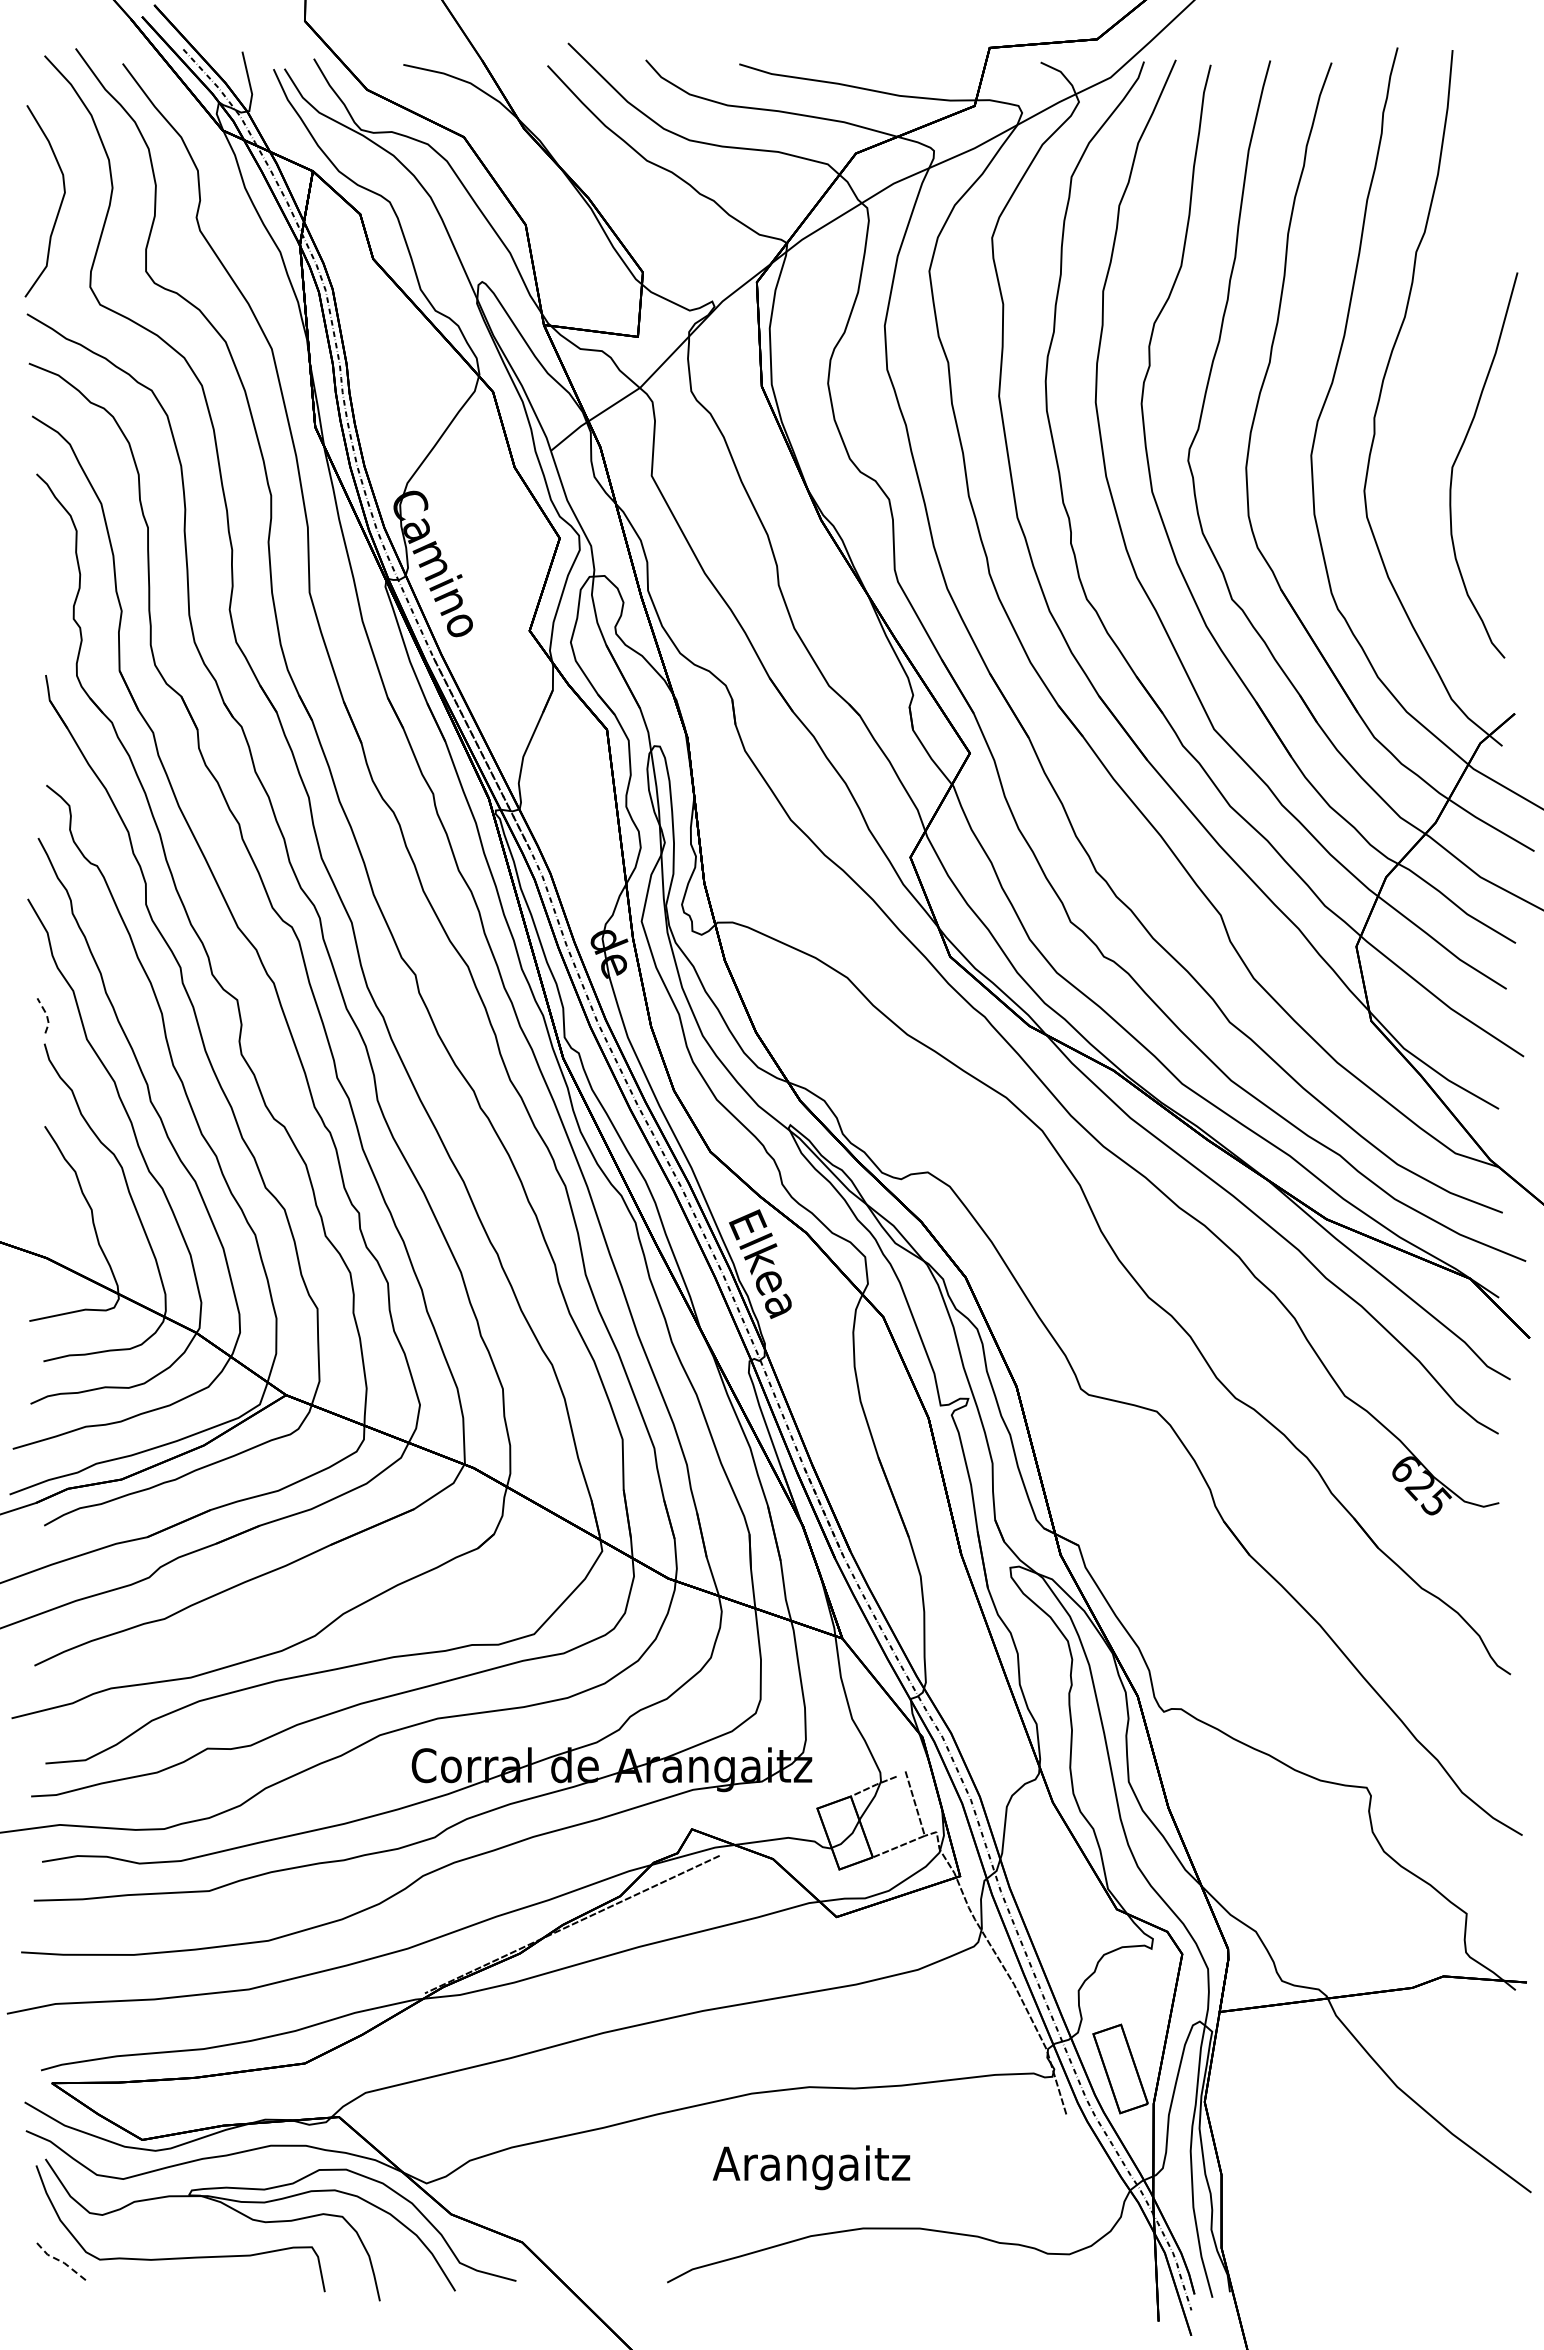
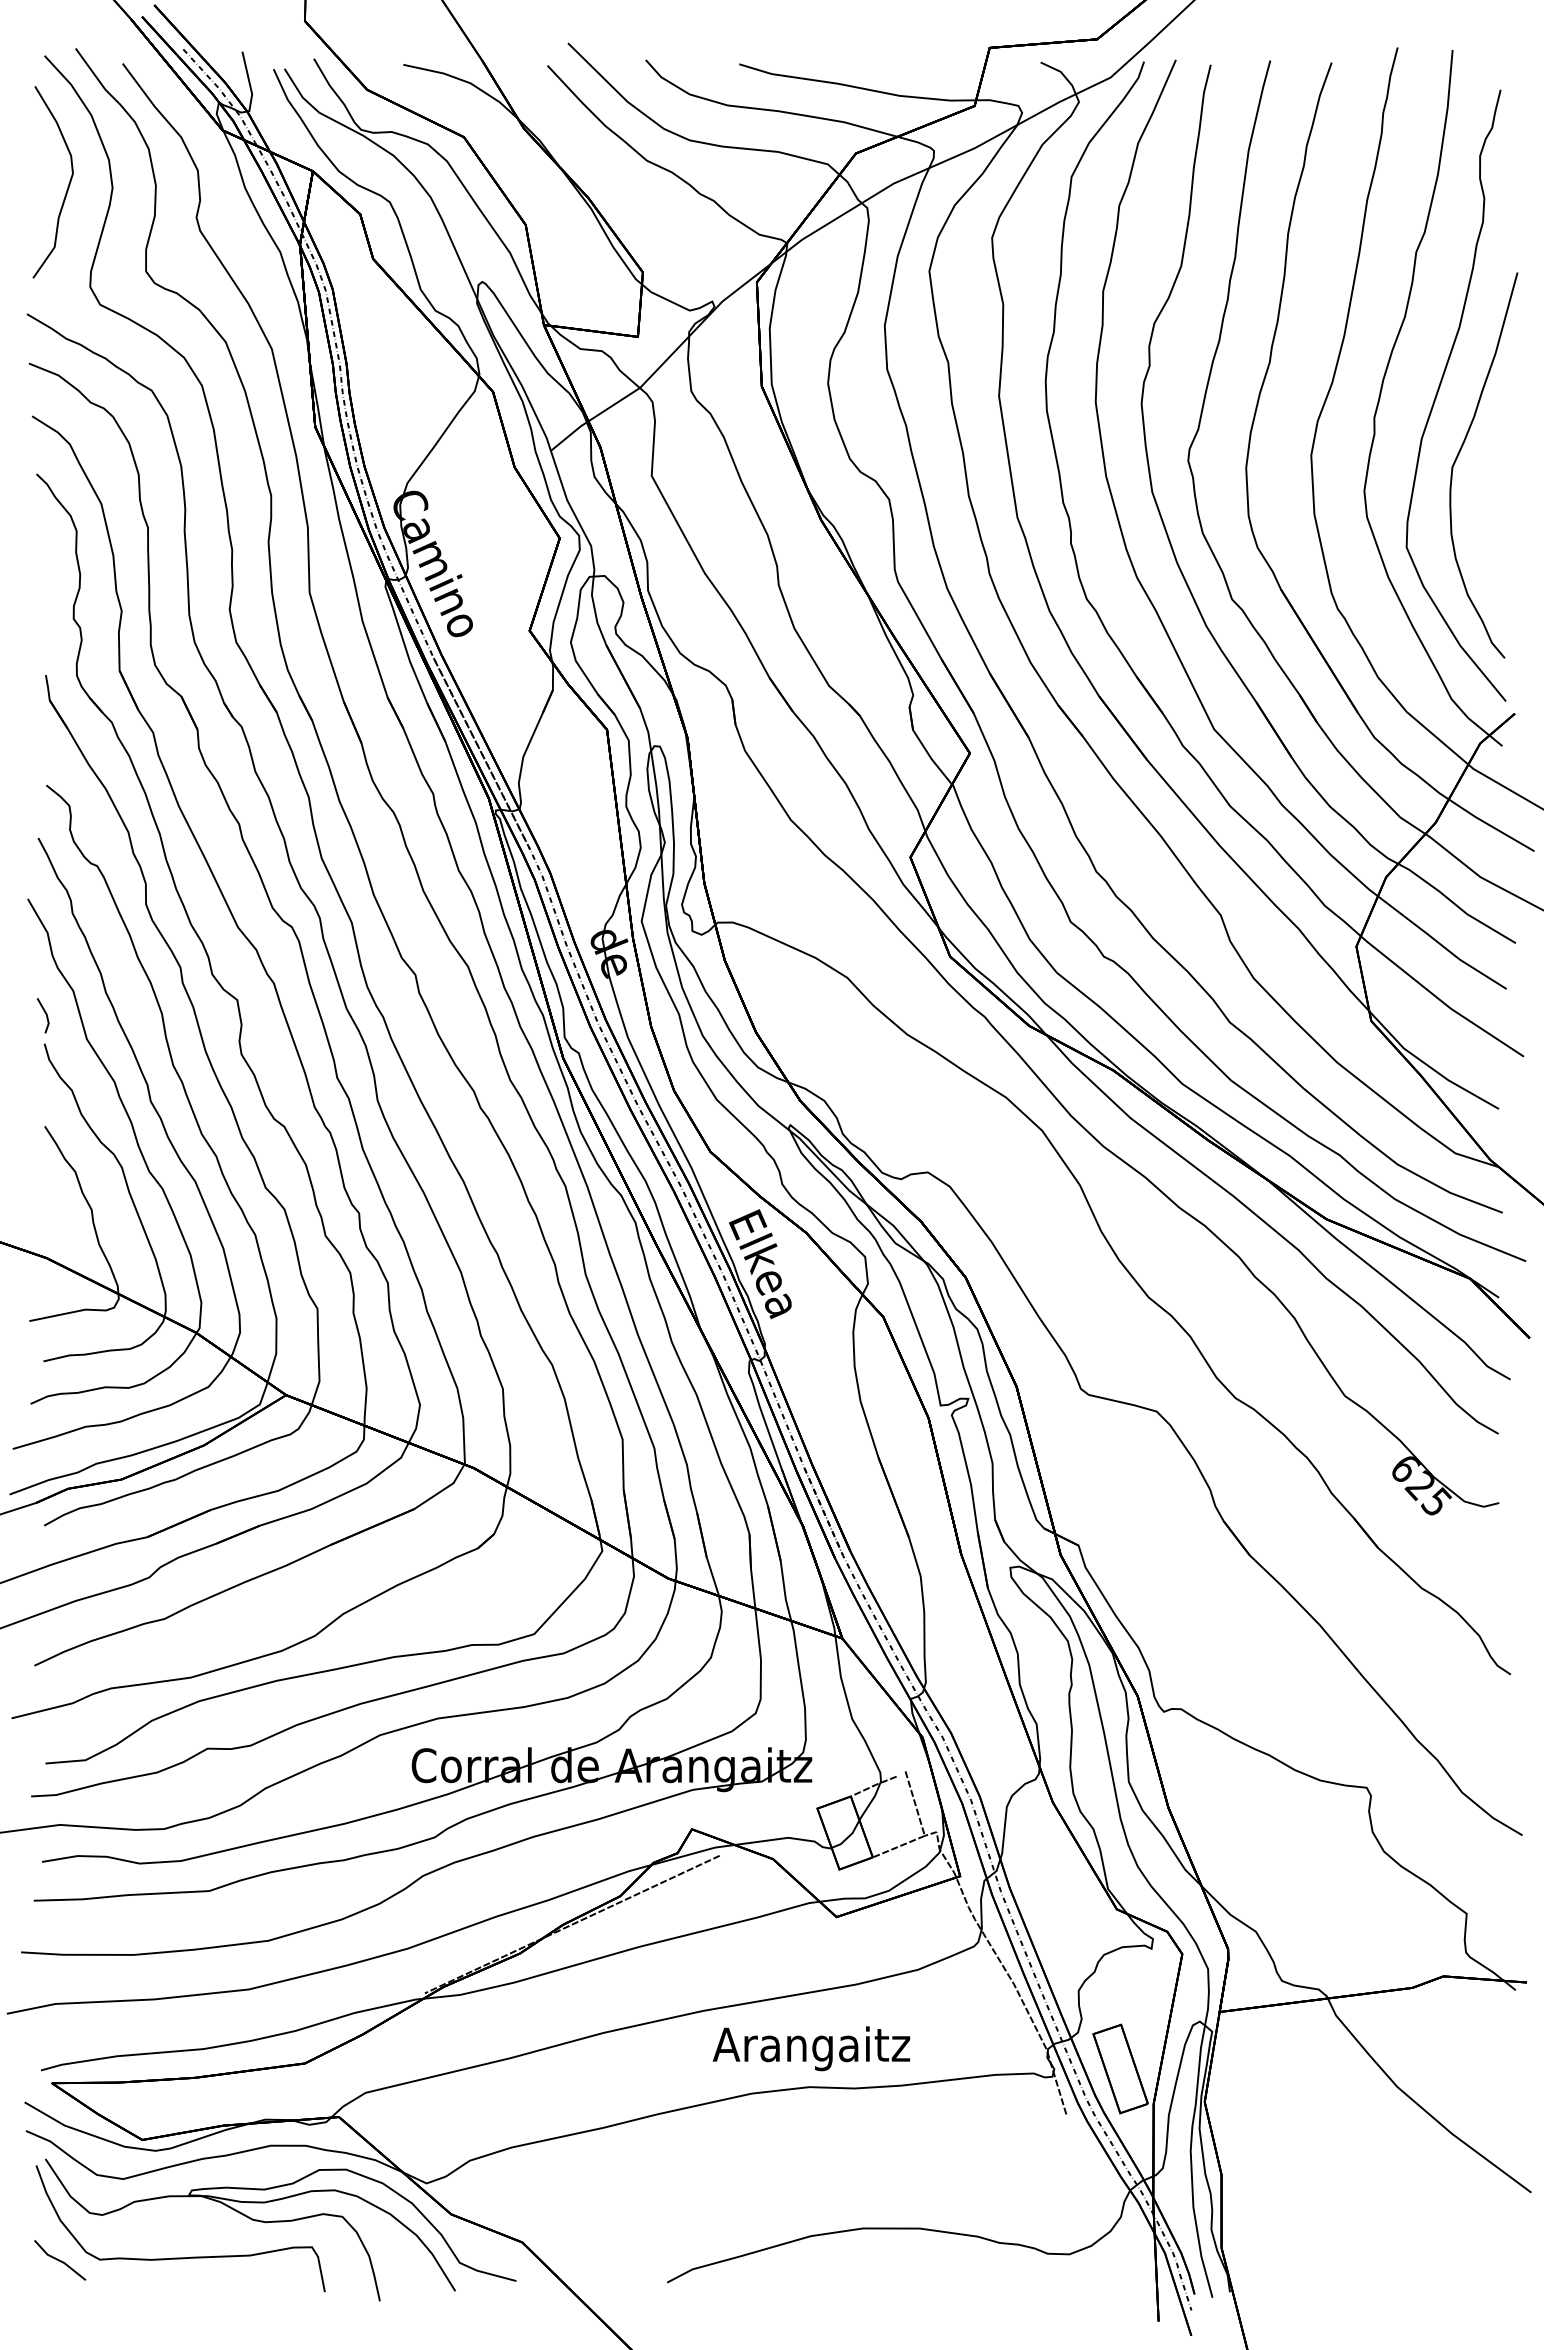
curve position: (59, 205) -> (67, 186) (67, 186)
curve: none -> present (1439, 390)
line: dashed -> solid (46, 1015)
text position: (811, 2167) -> (811, 2048) (811, 2048)
line: dashed -> solid (59, 2260)
